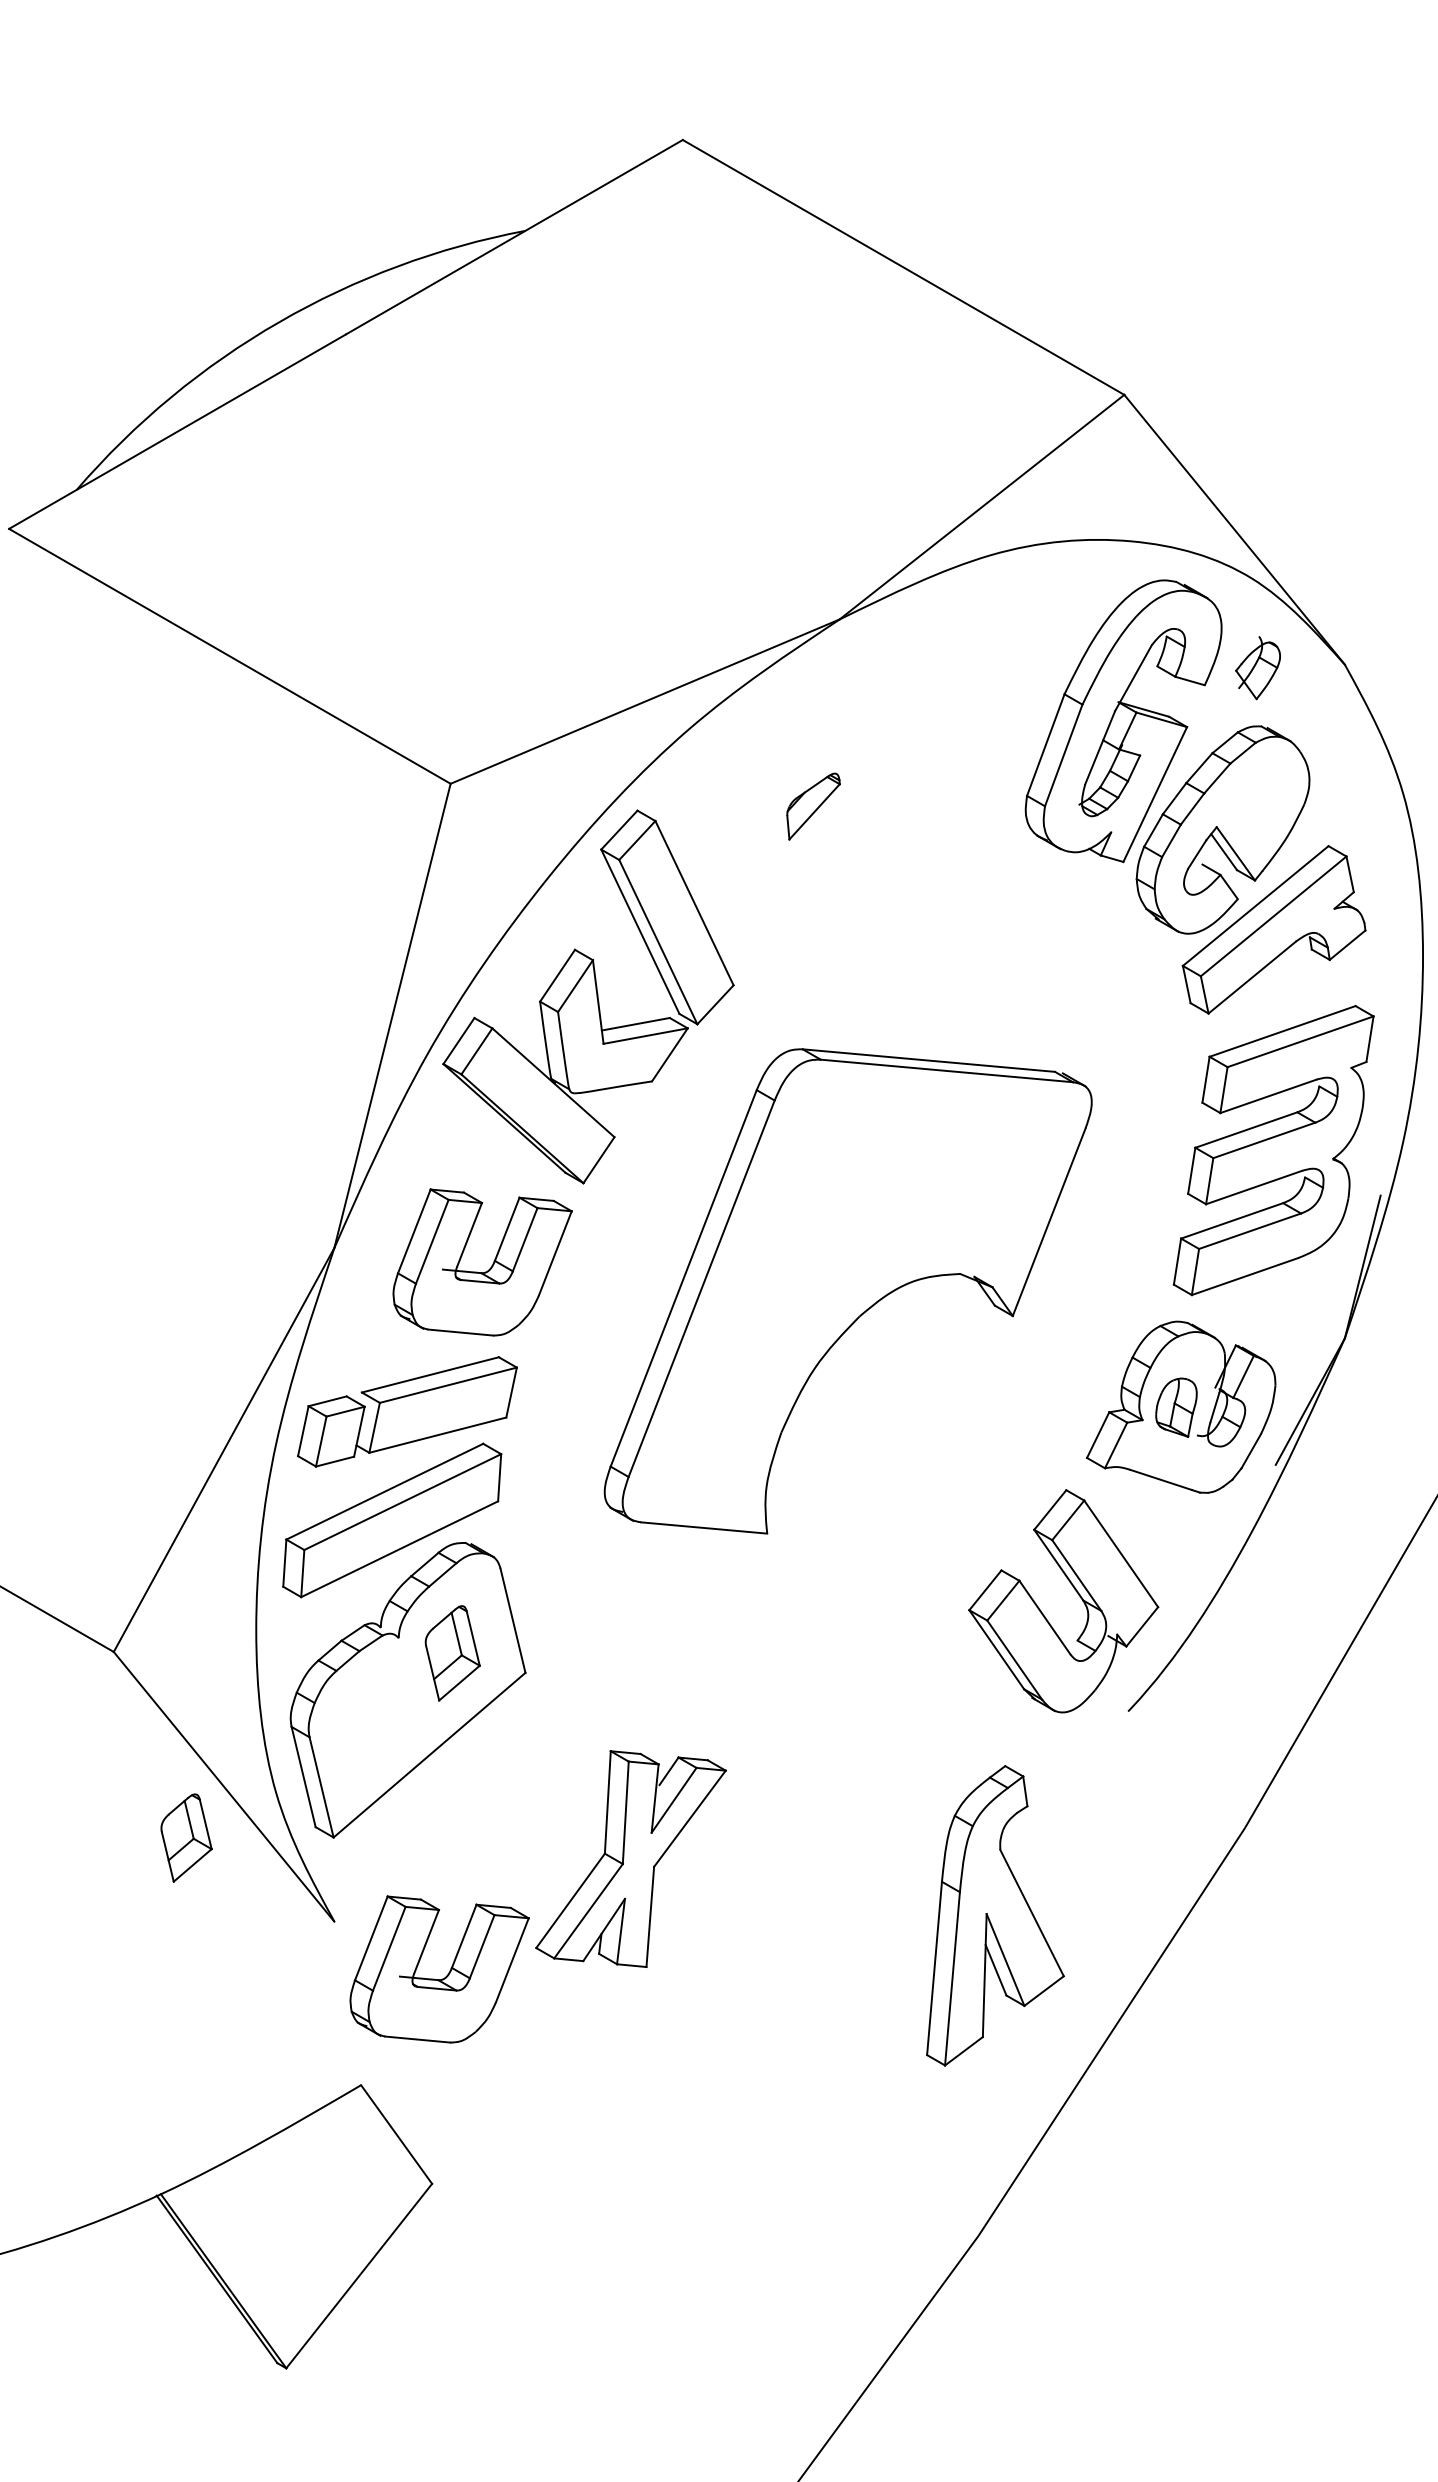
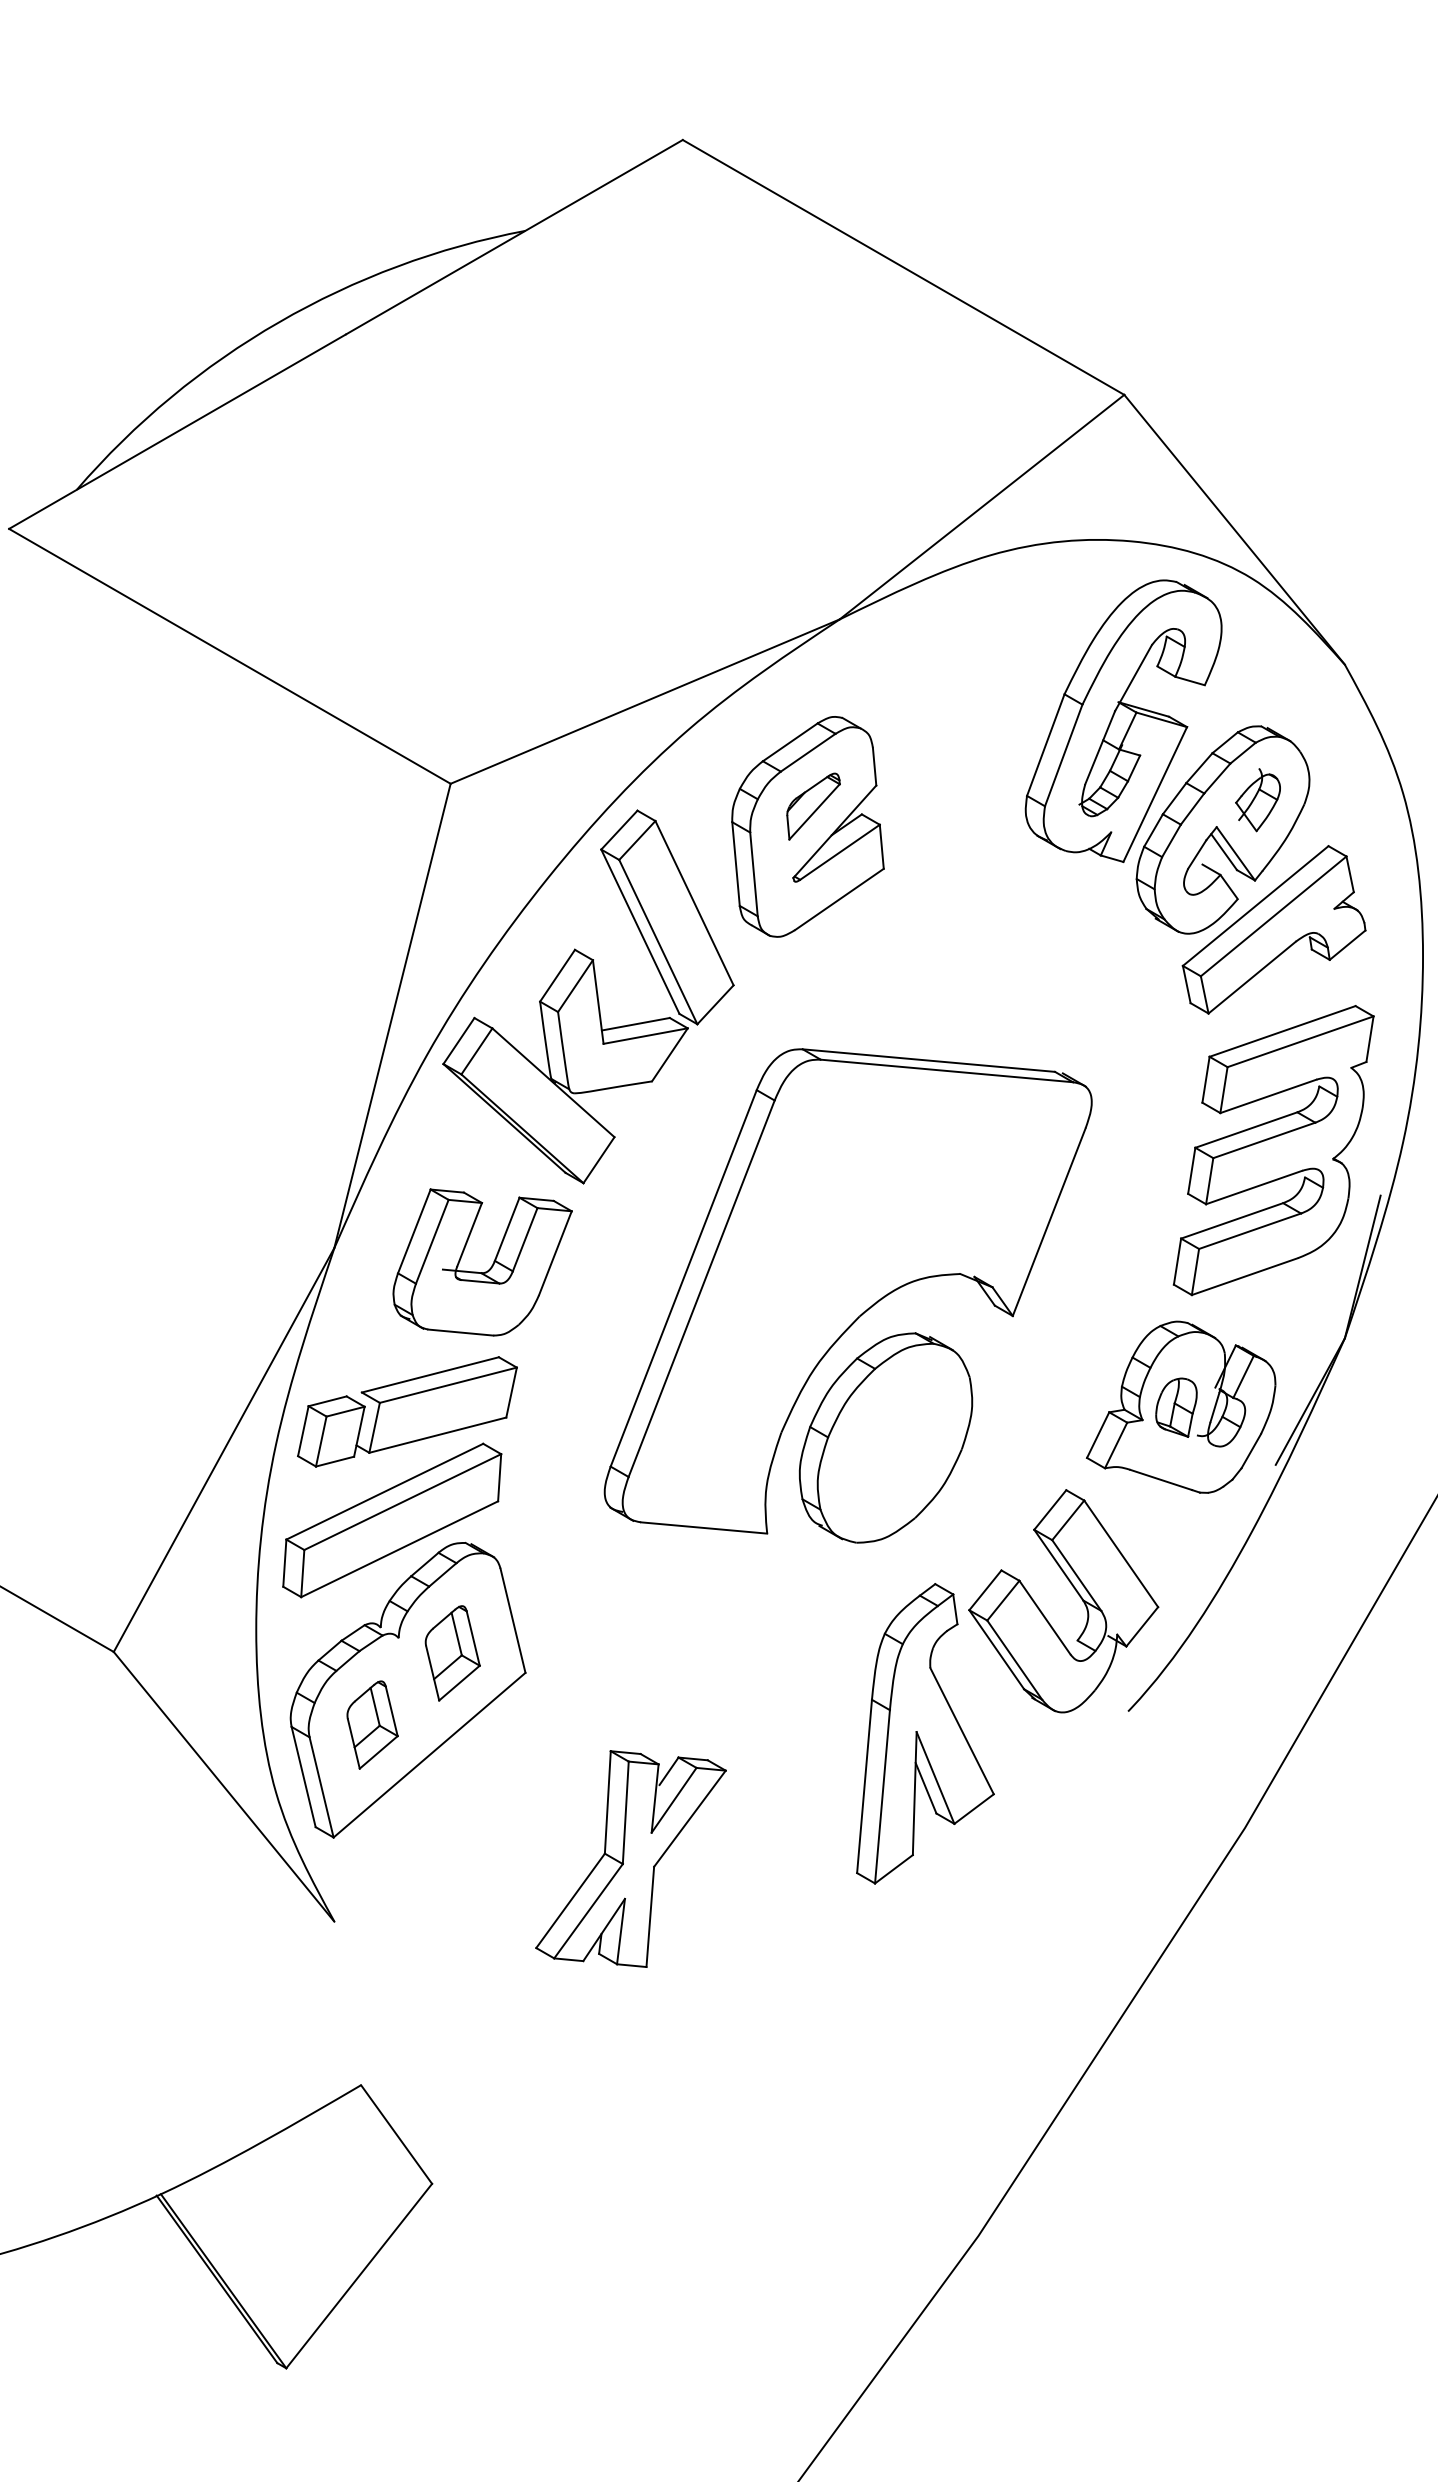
part position: (1257, 668) -> (1257, 800) (1257, 800)
part: none -> present (807, 826)
part: none -> present (885, 1437)
part position: (186, 1837) -> (372, 1724) (372, 1724)
part position: (995, 1915) -> (925, 1733) (925, 1733)
part: present -> none (446, 1975)
